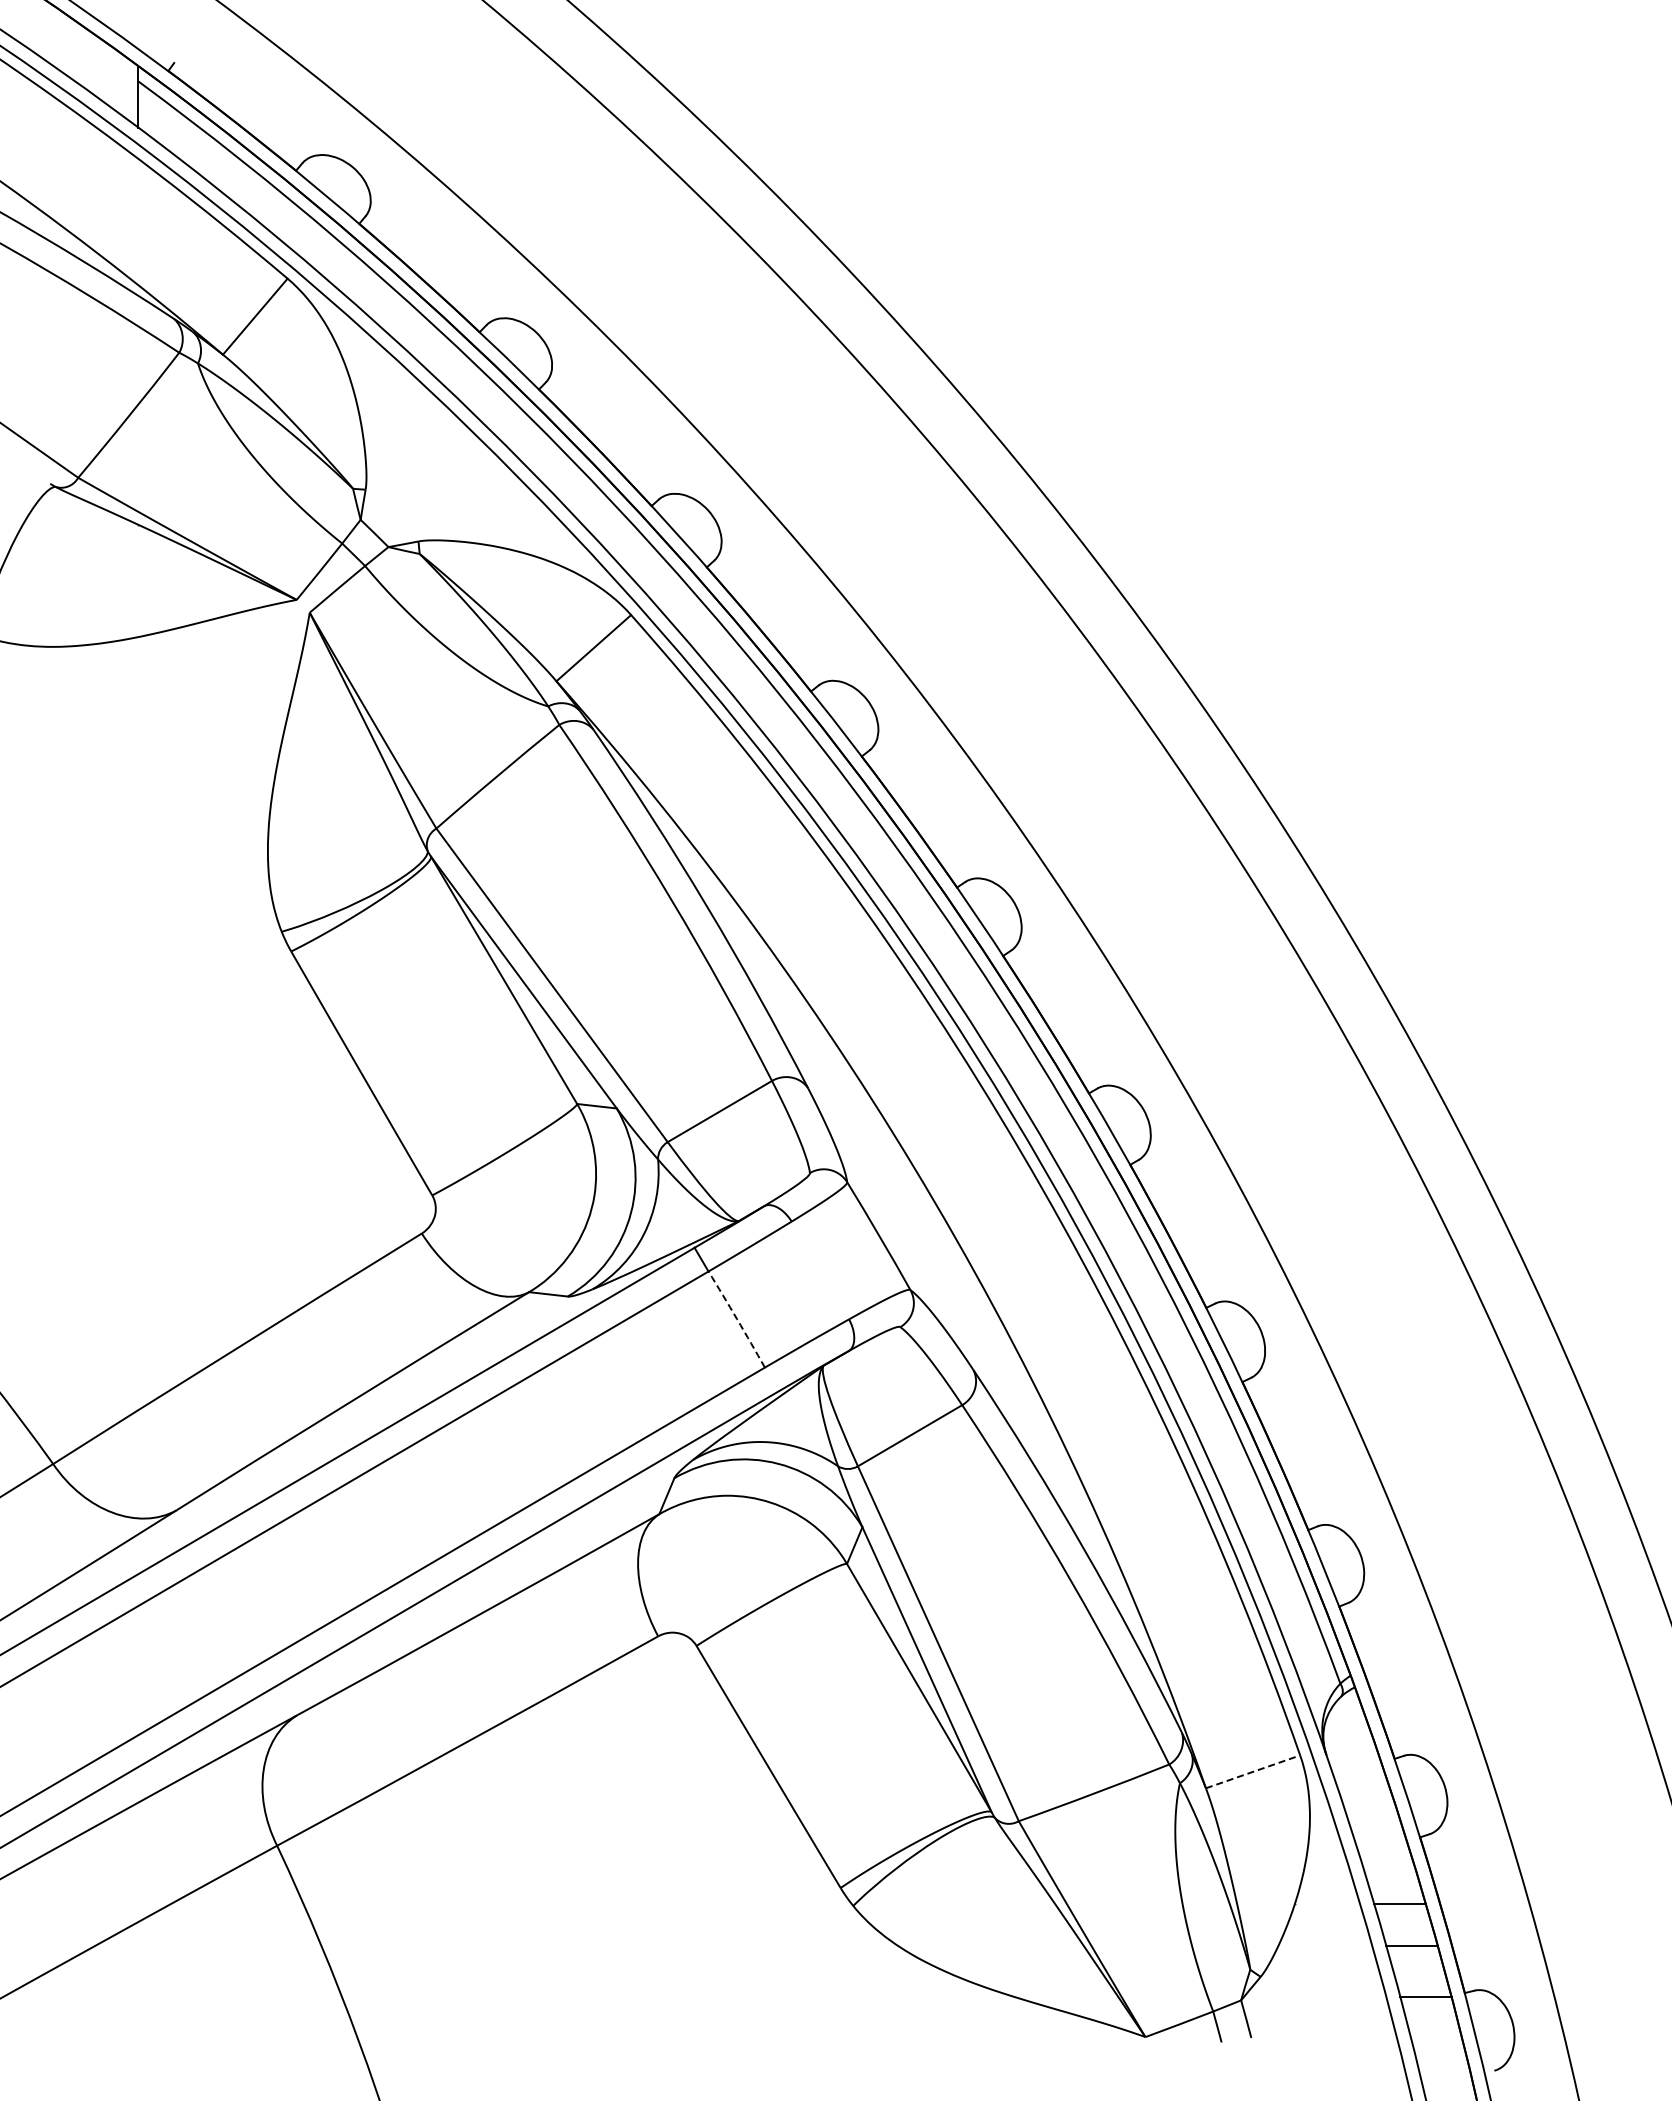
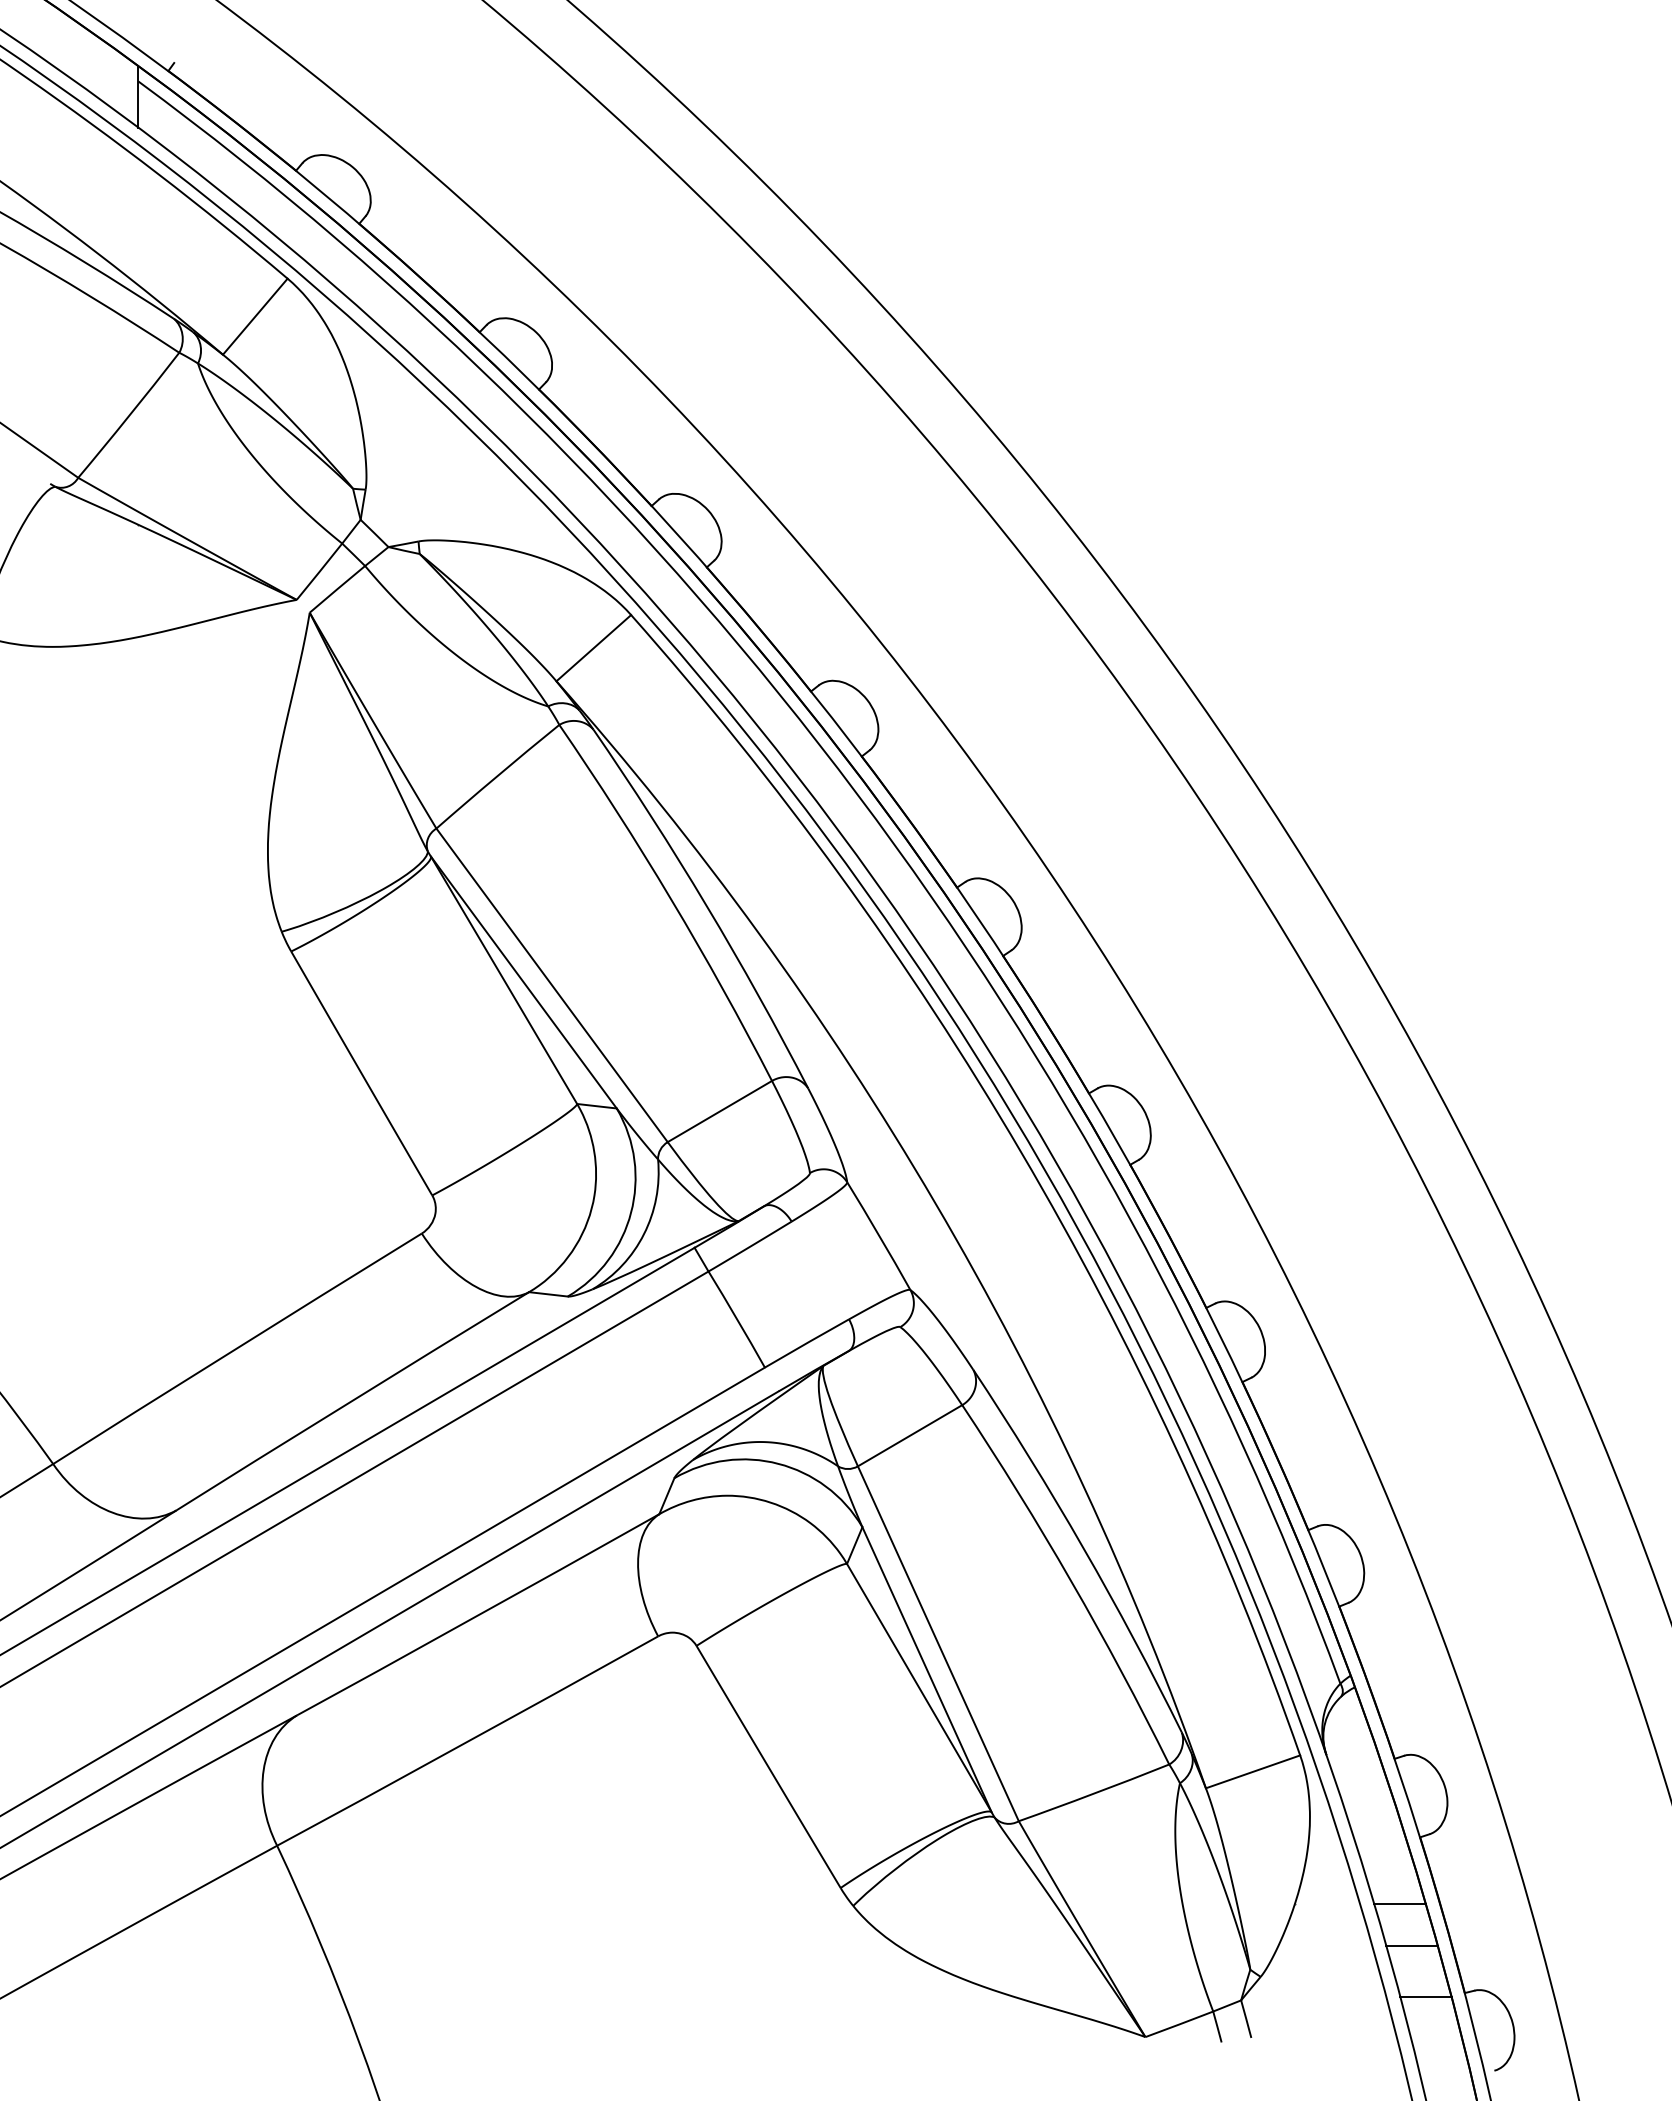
arc: dashed -> solid (737, 1319)
line: dashed -> solid (1253, 1771)
